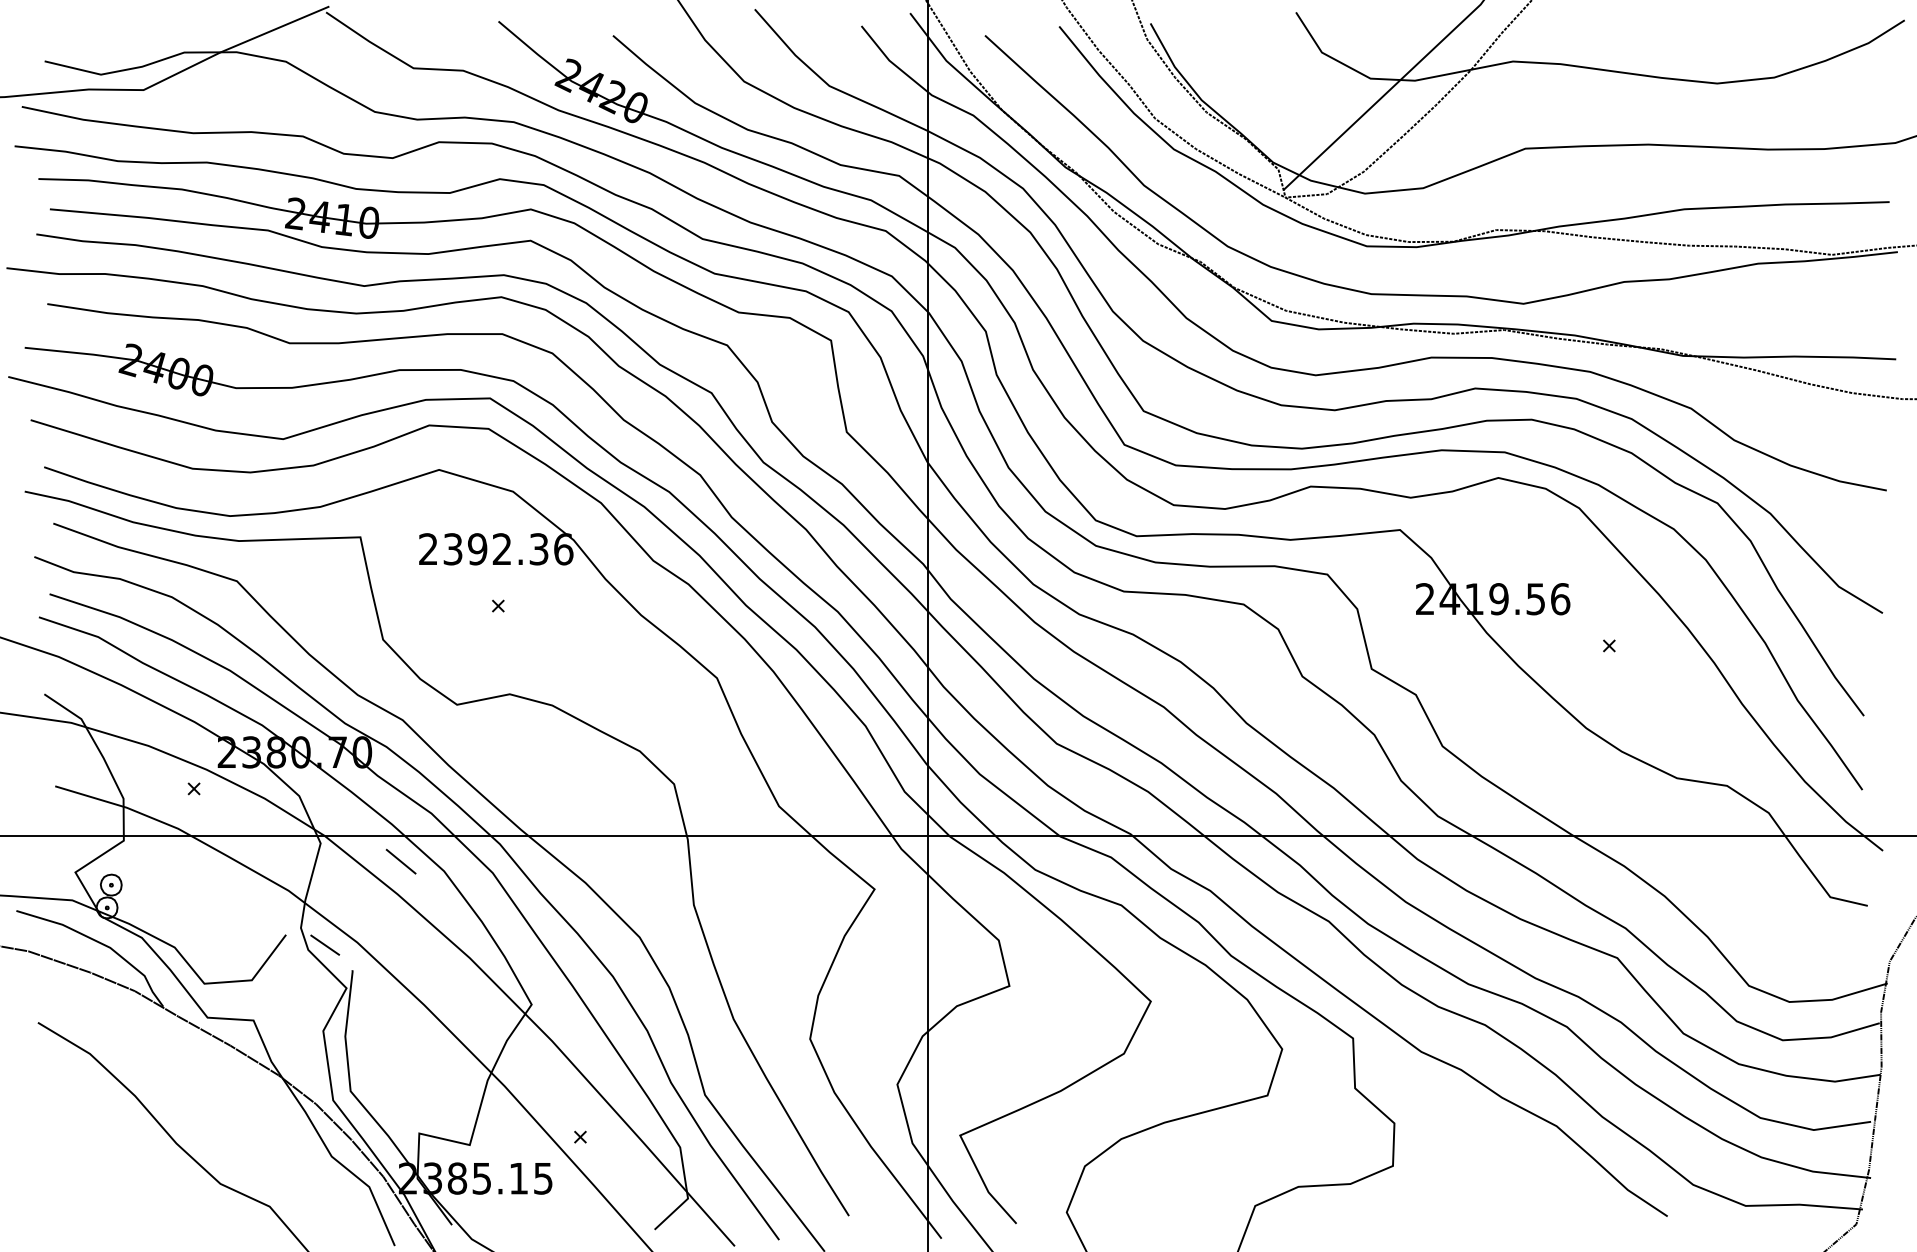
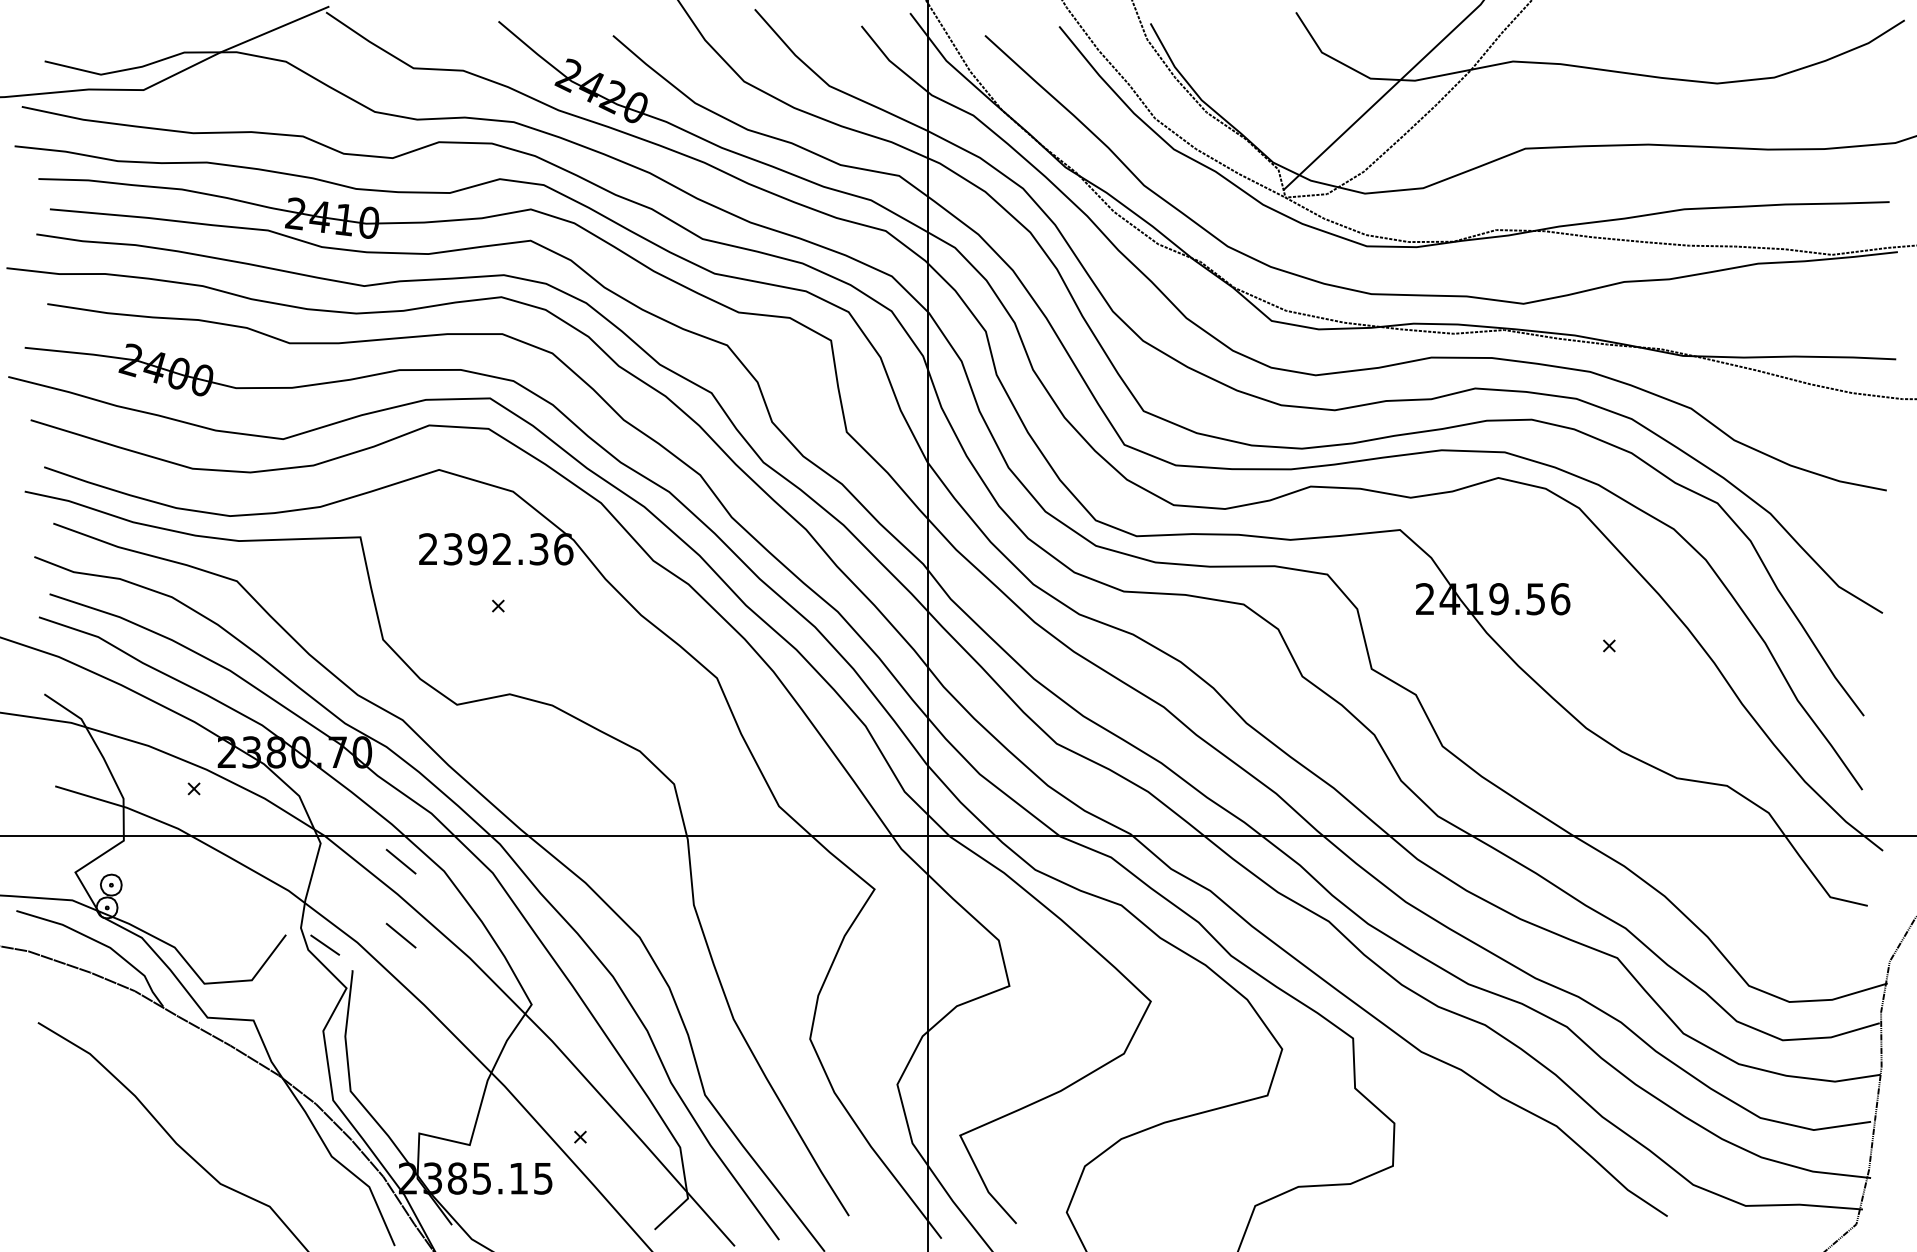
line: none -> present (400, 935)
